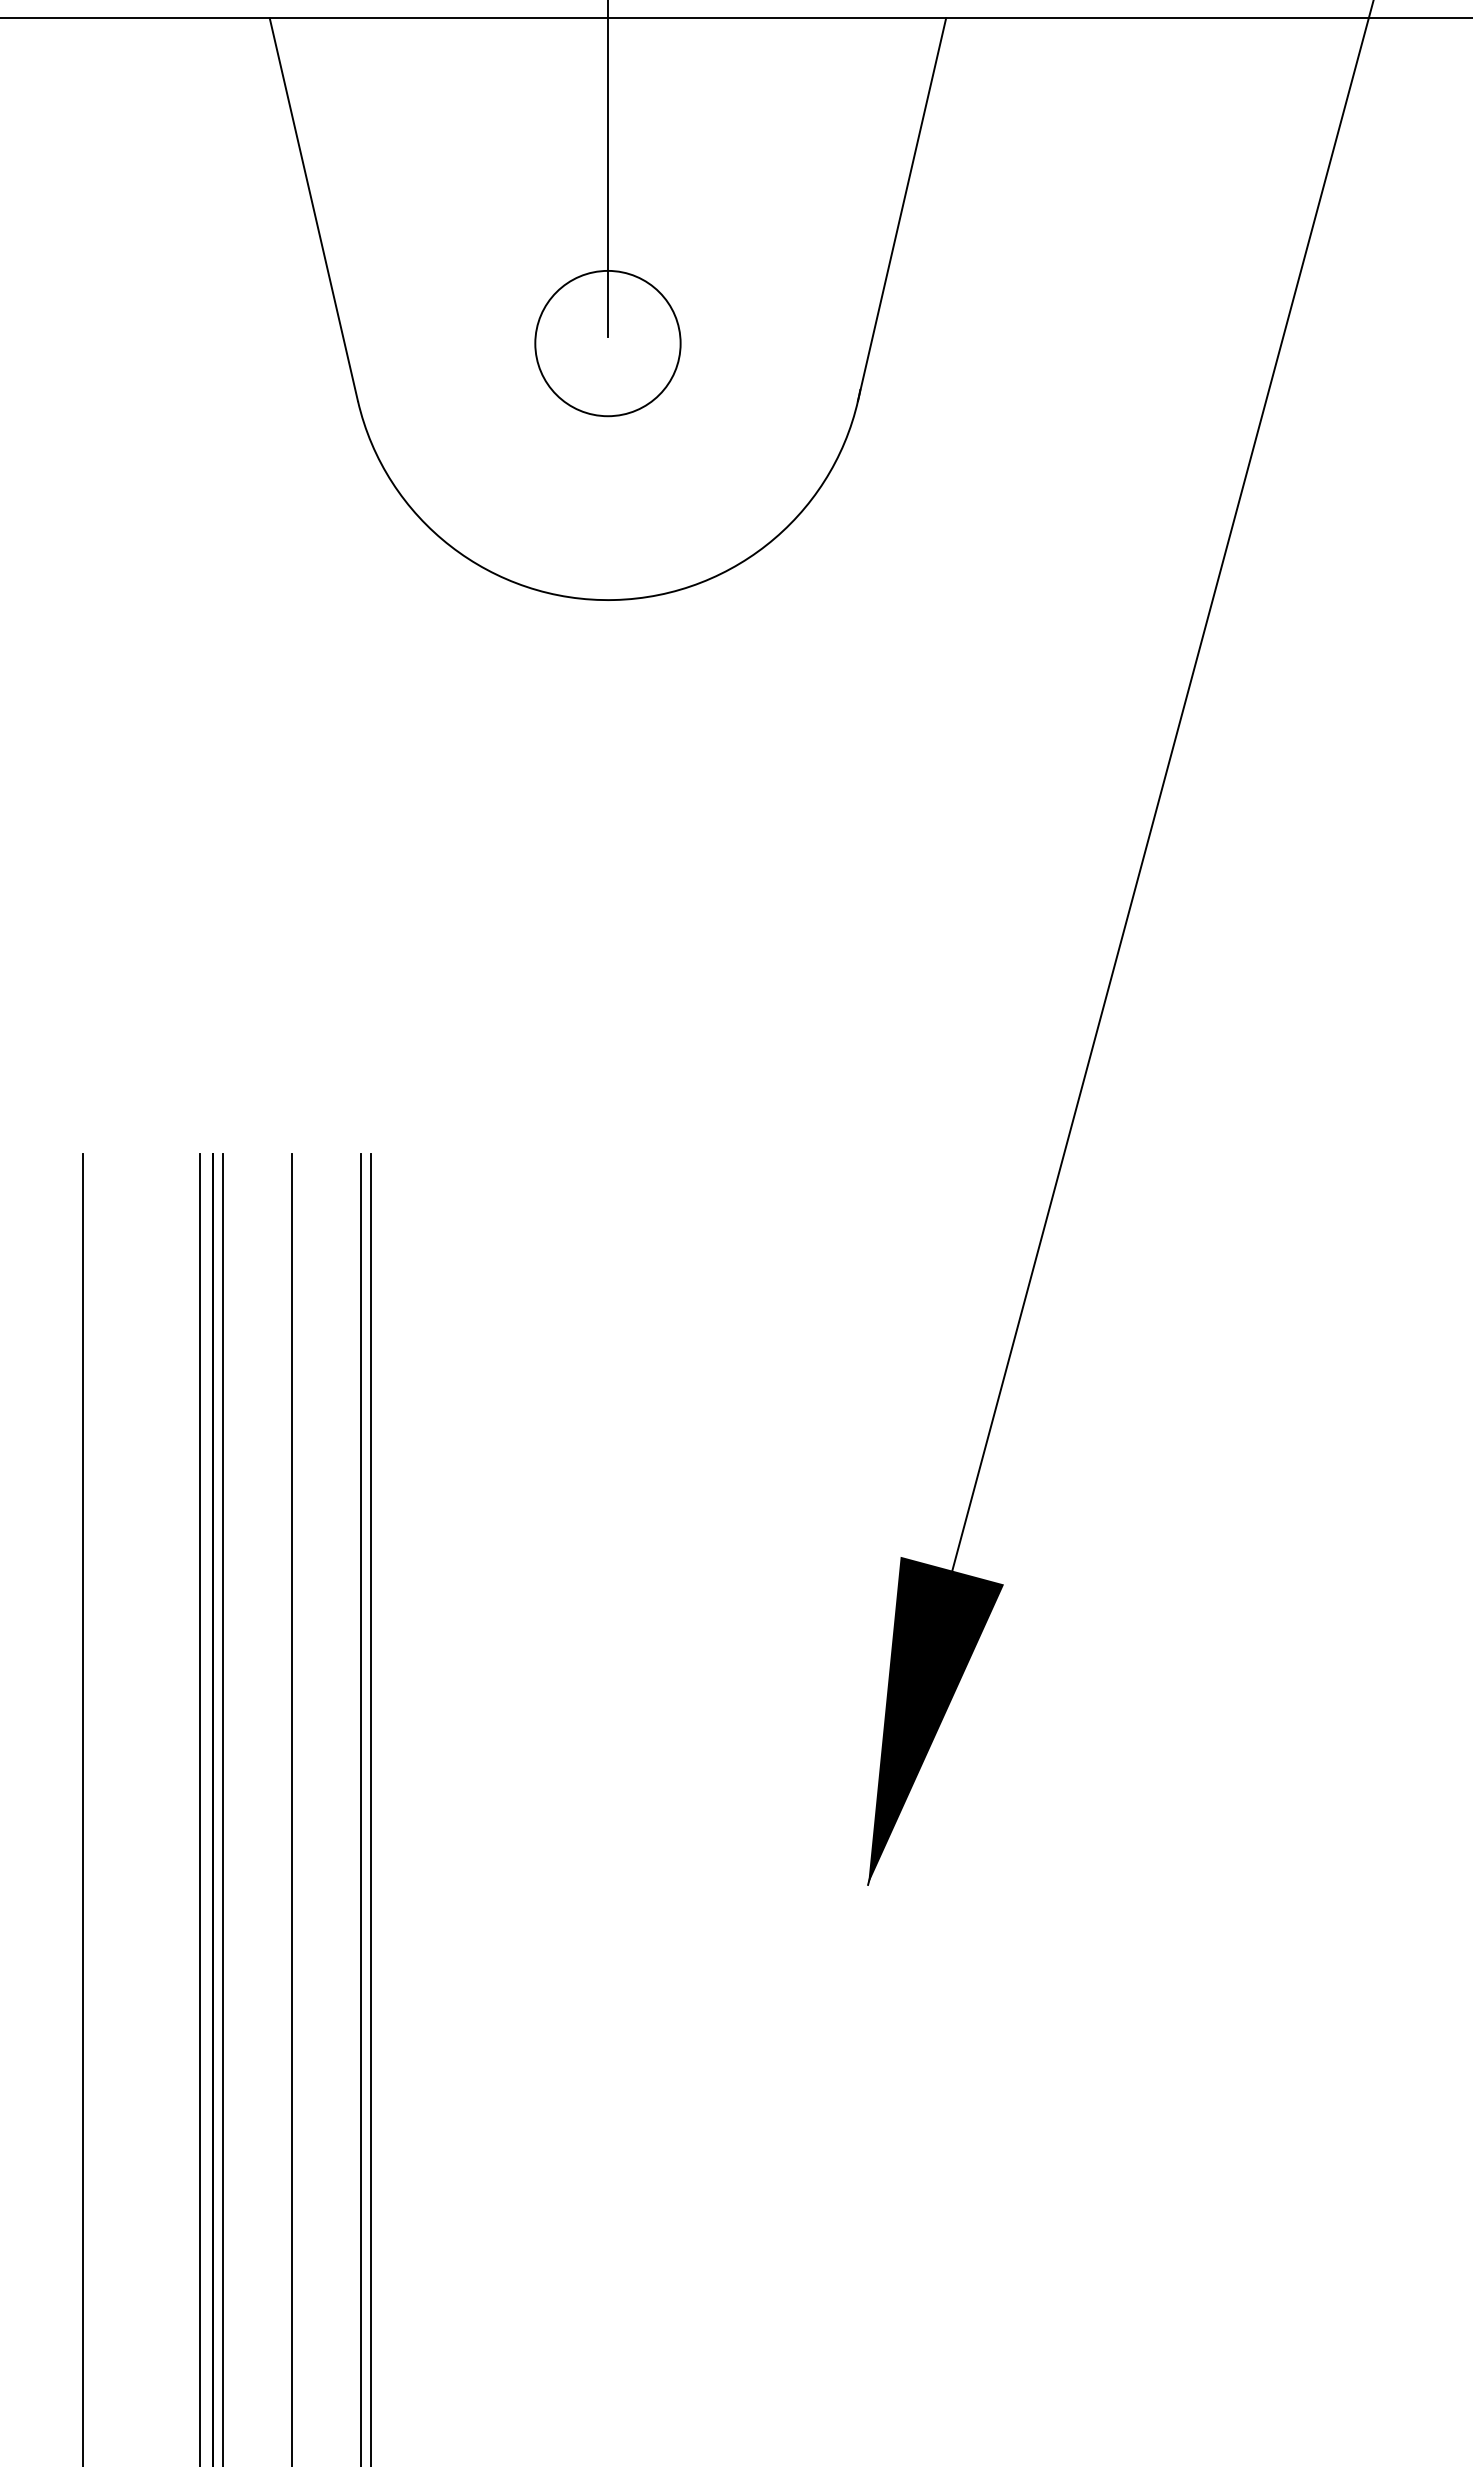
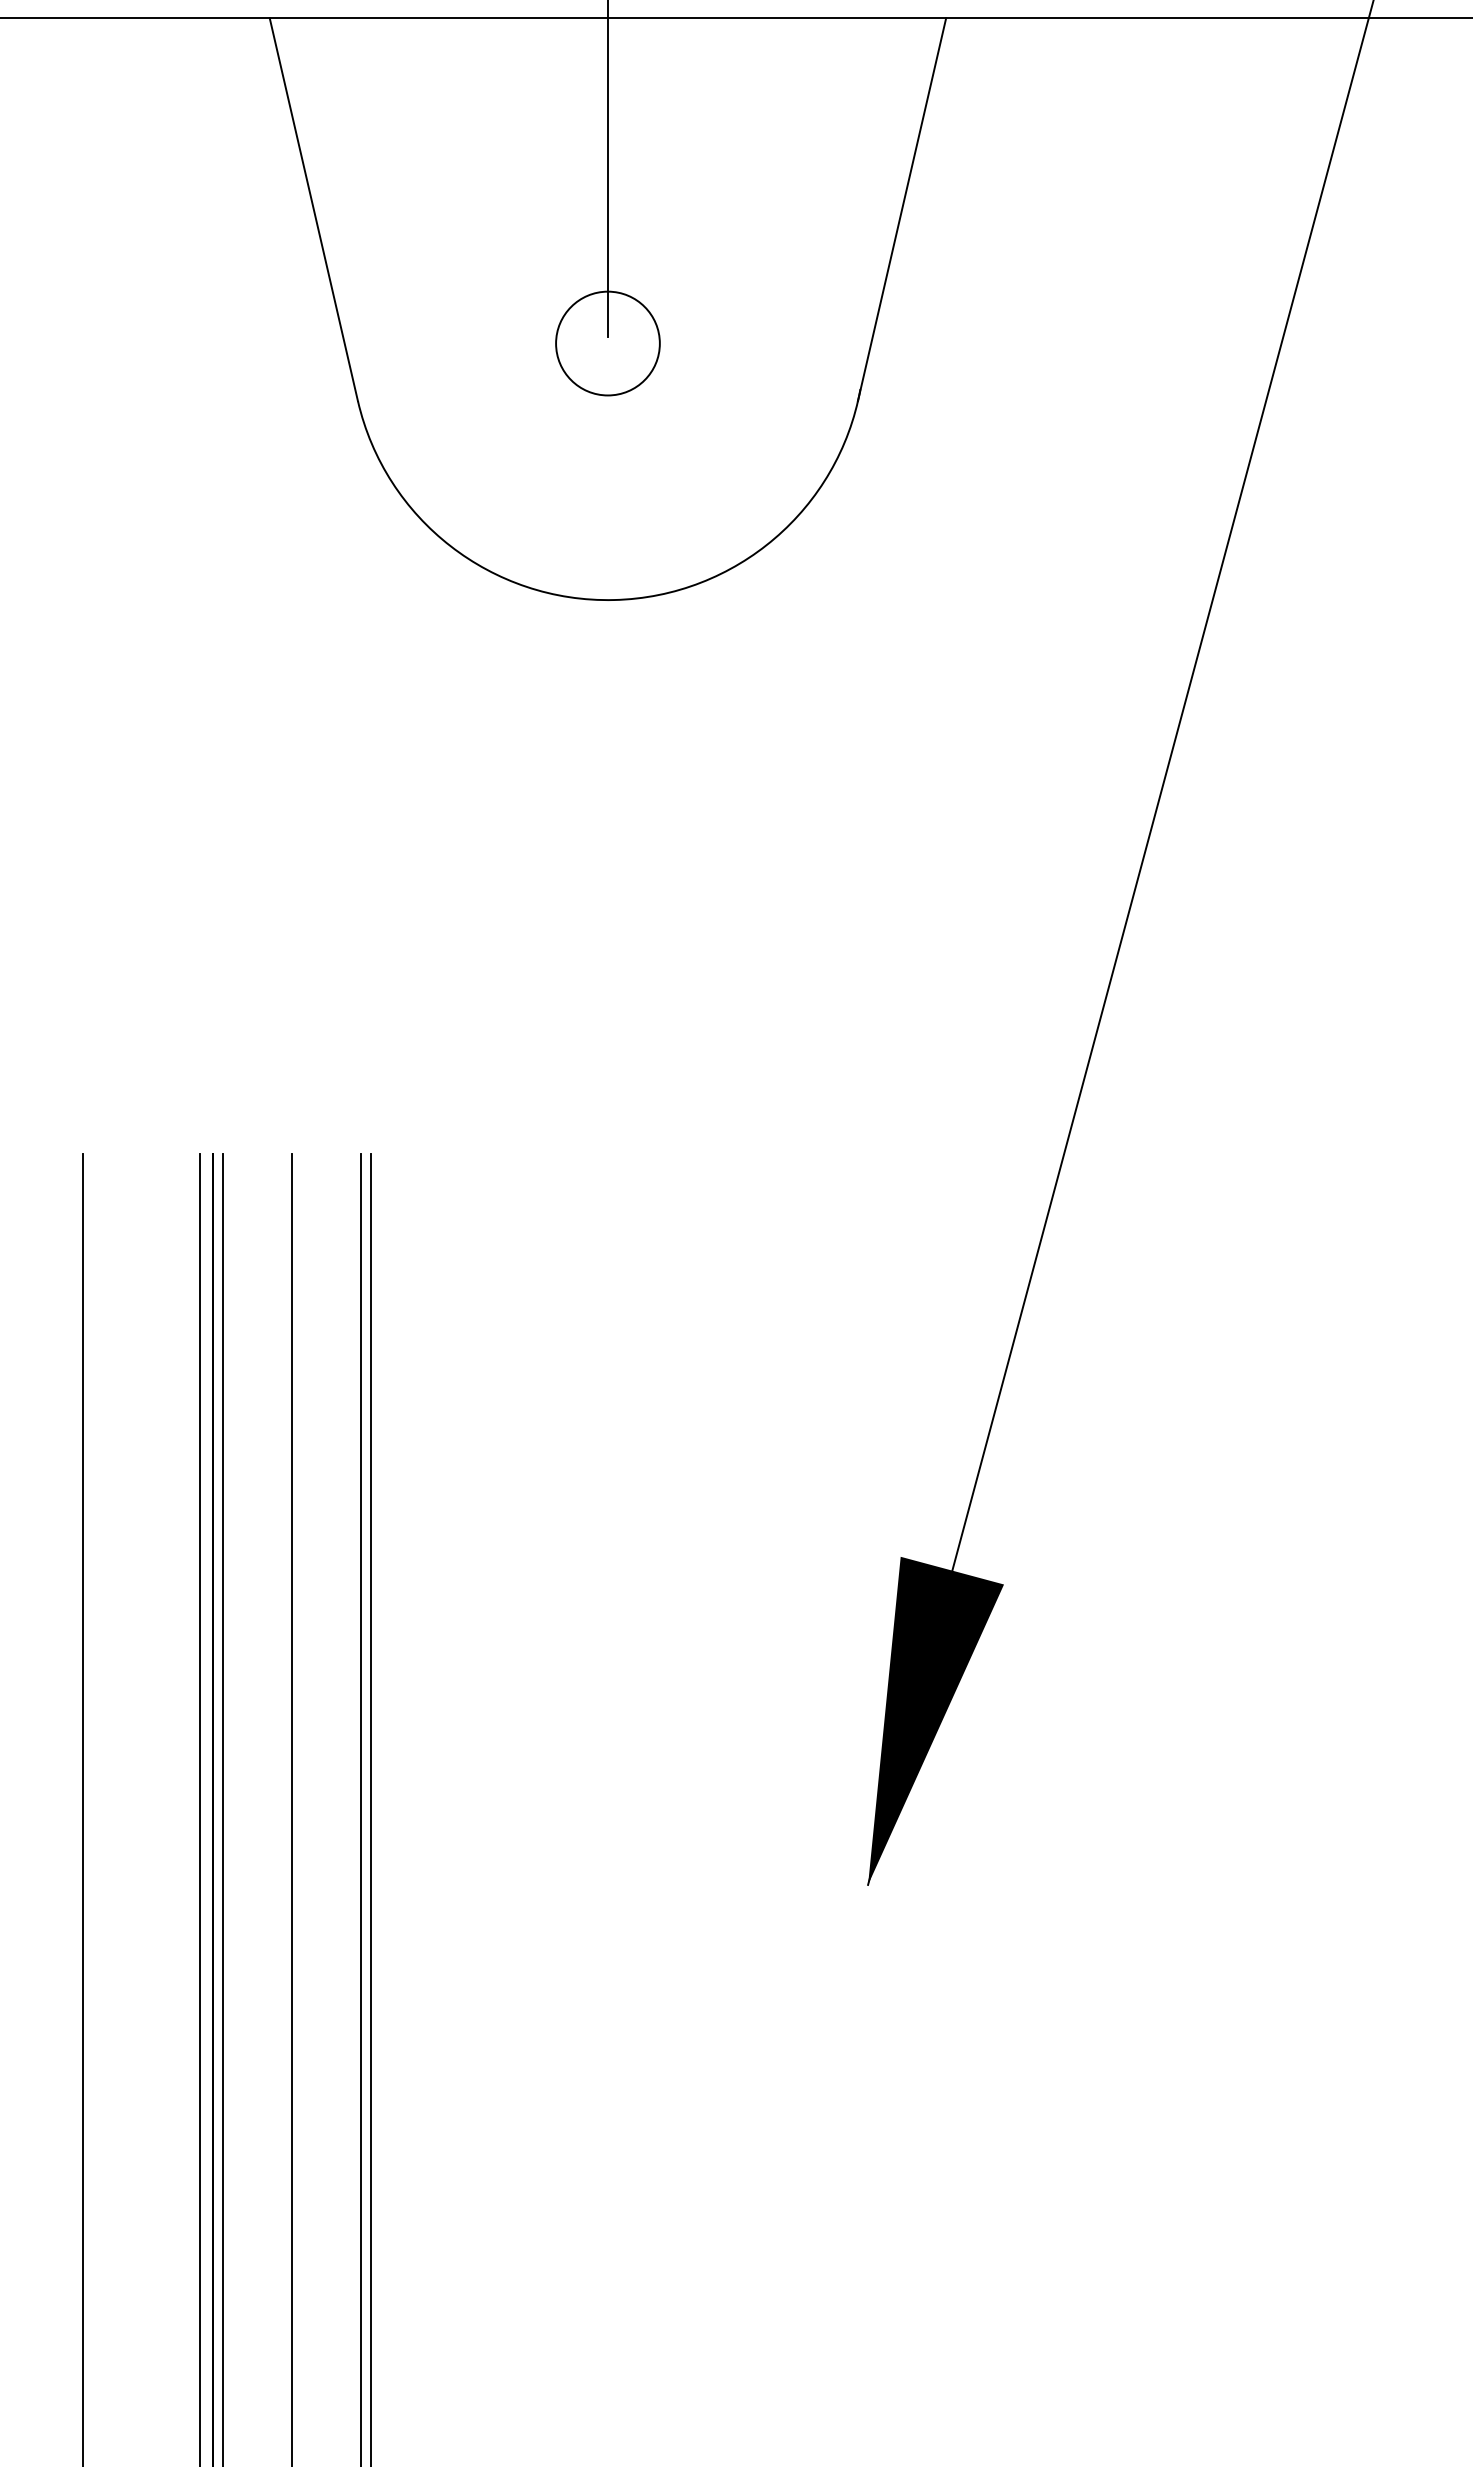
circle diameter: 145 px -> 104 px (607, 343)
